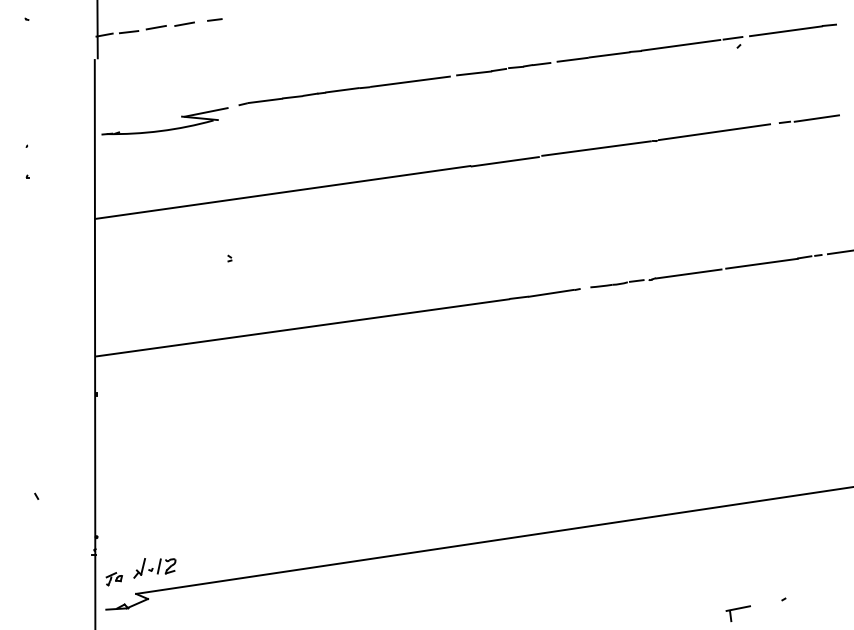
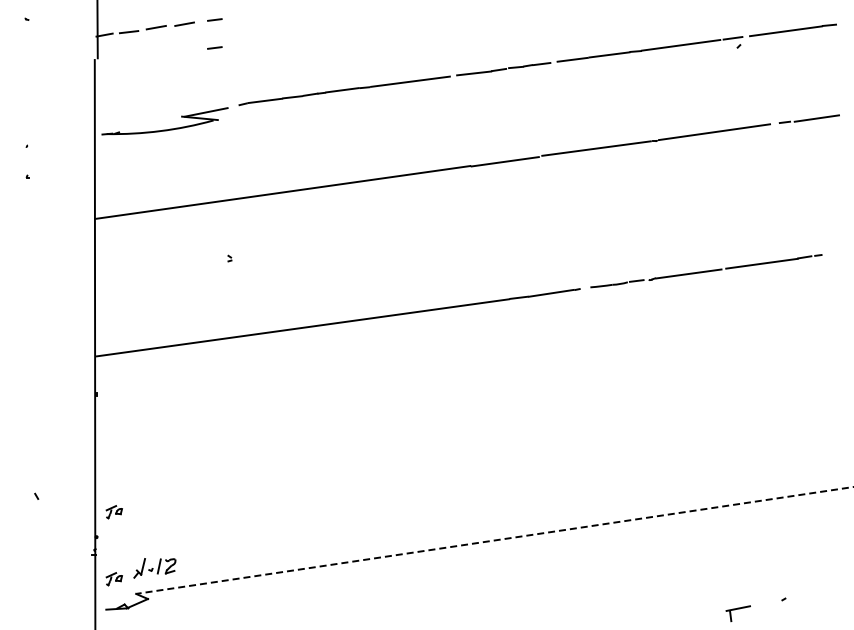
line: none -> present (214, 47)
line: present -> none (838, 252)
part: none -> present (113, 512)
line: solid -> dashed (495, 540)
